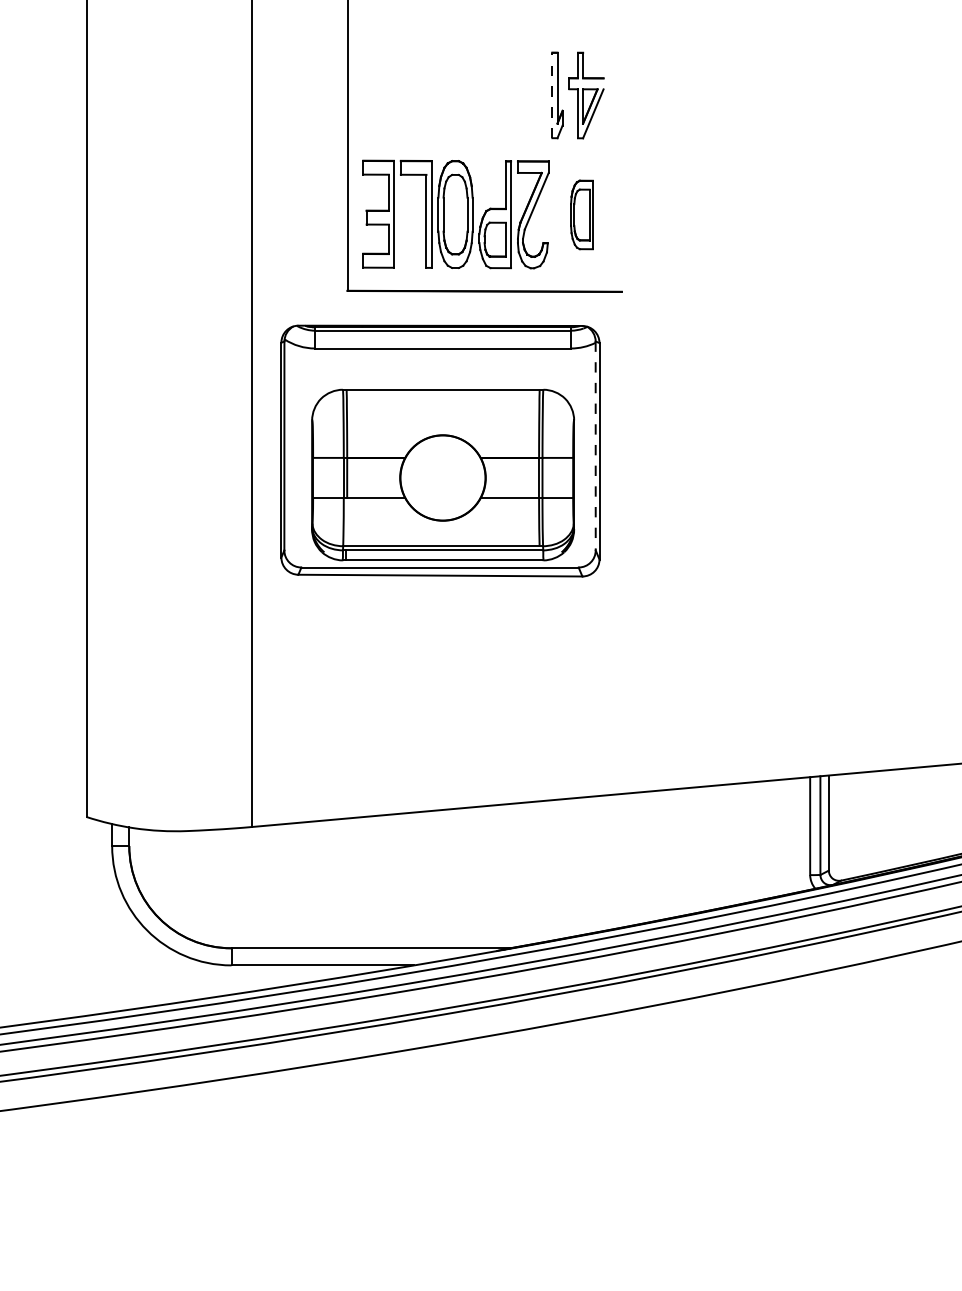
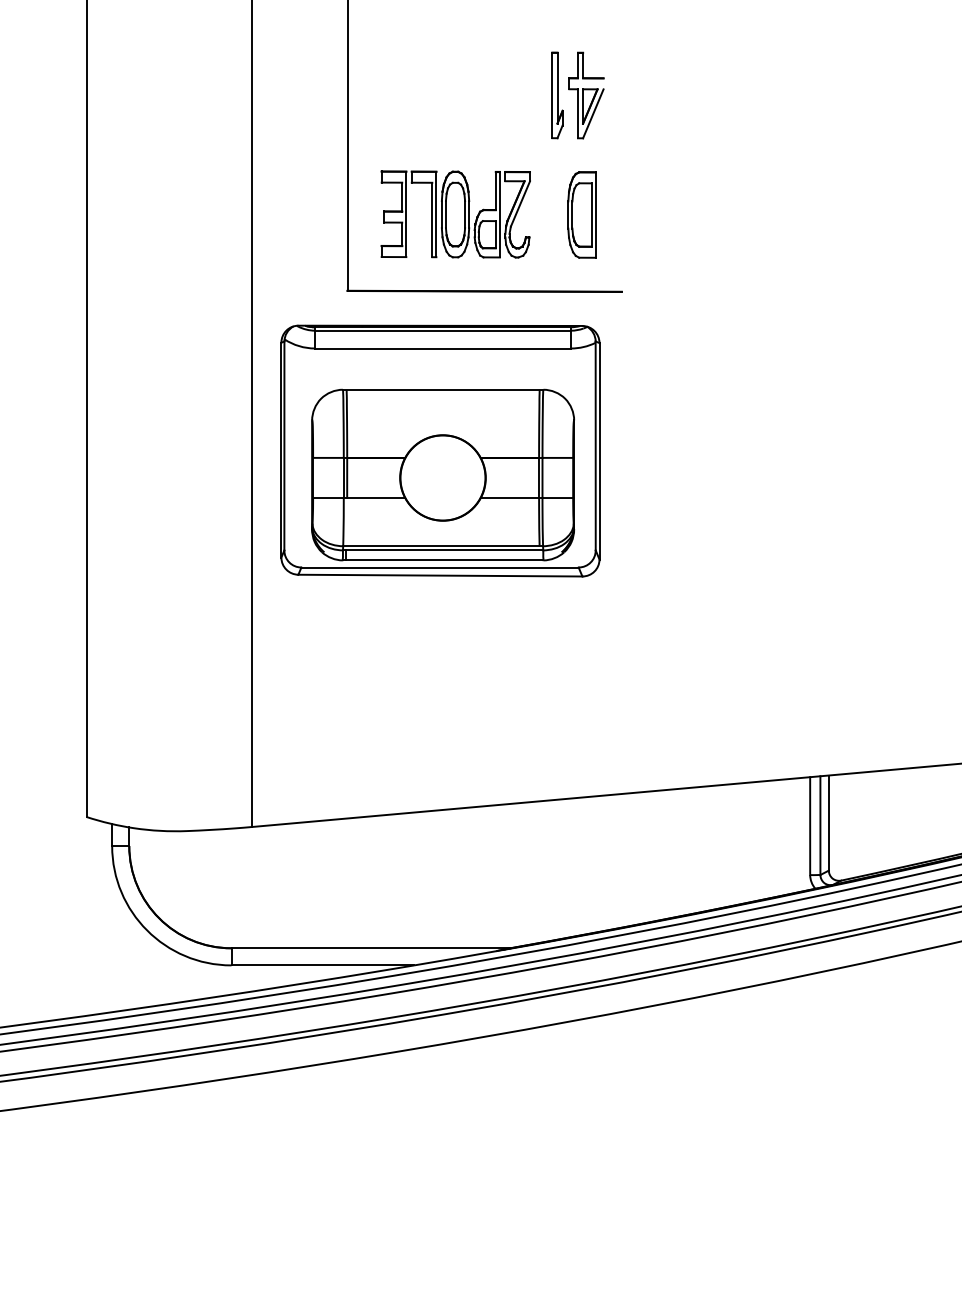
line: dashed -> solid (552, 95)
part size: 188x111 px -> 151x89 px (455, 214)
part size: 24x72 px -> 30x88 px (581, 214)
line: dashed -> solid (595, 446)
